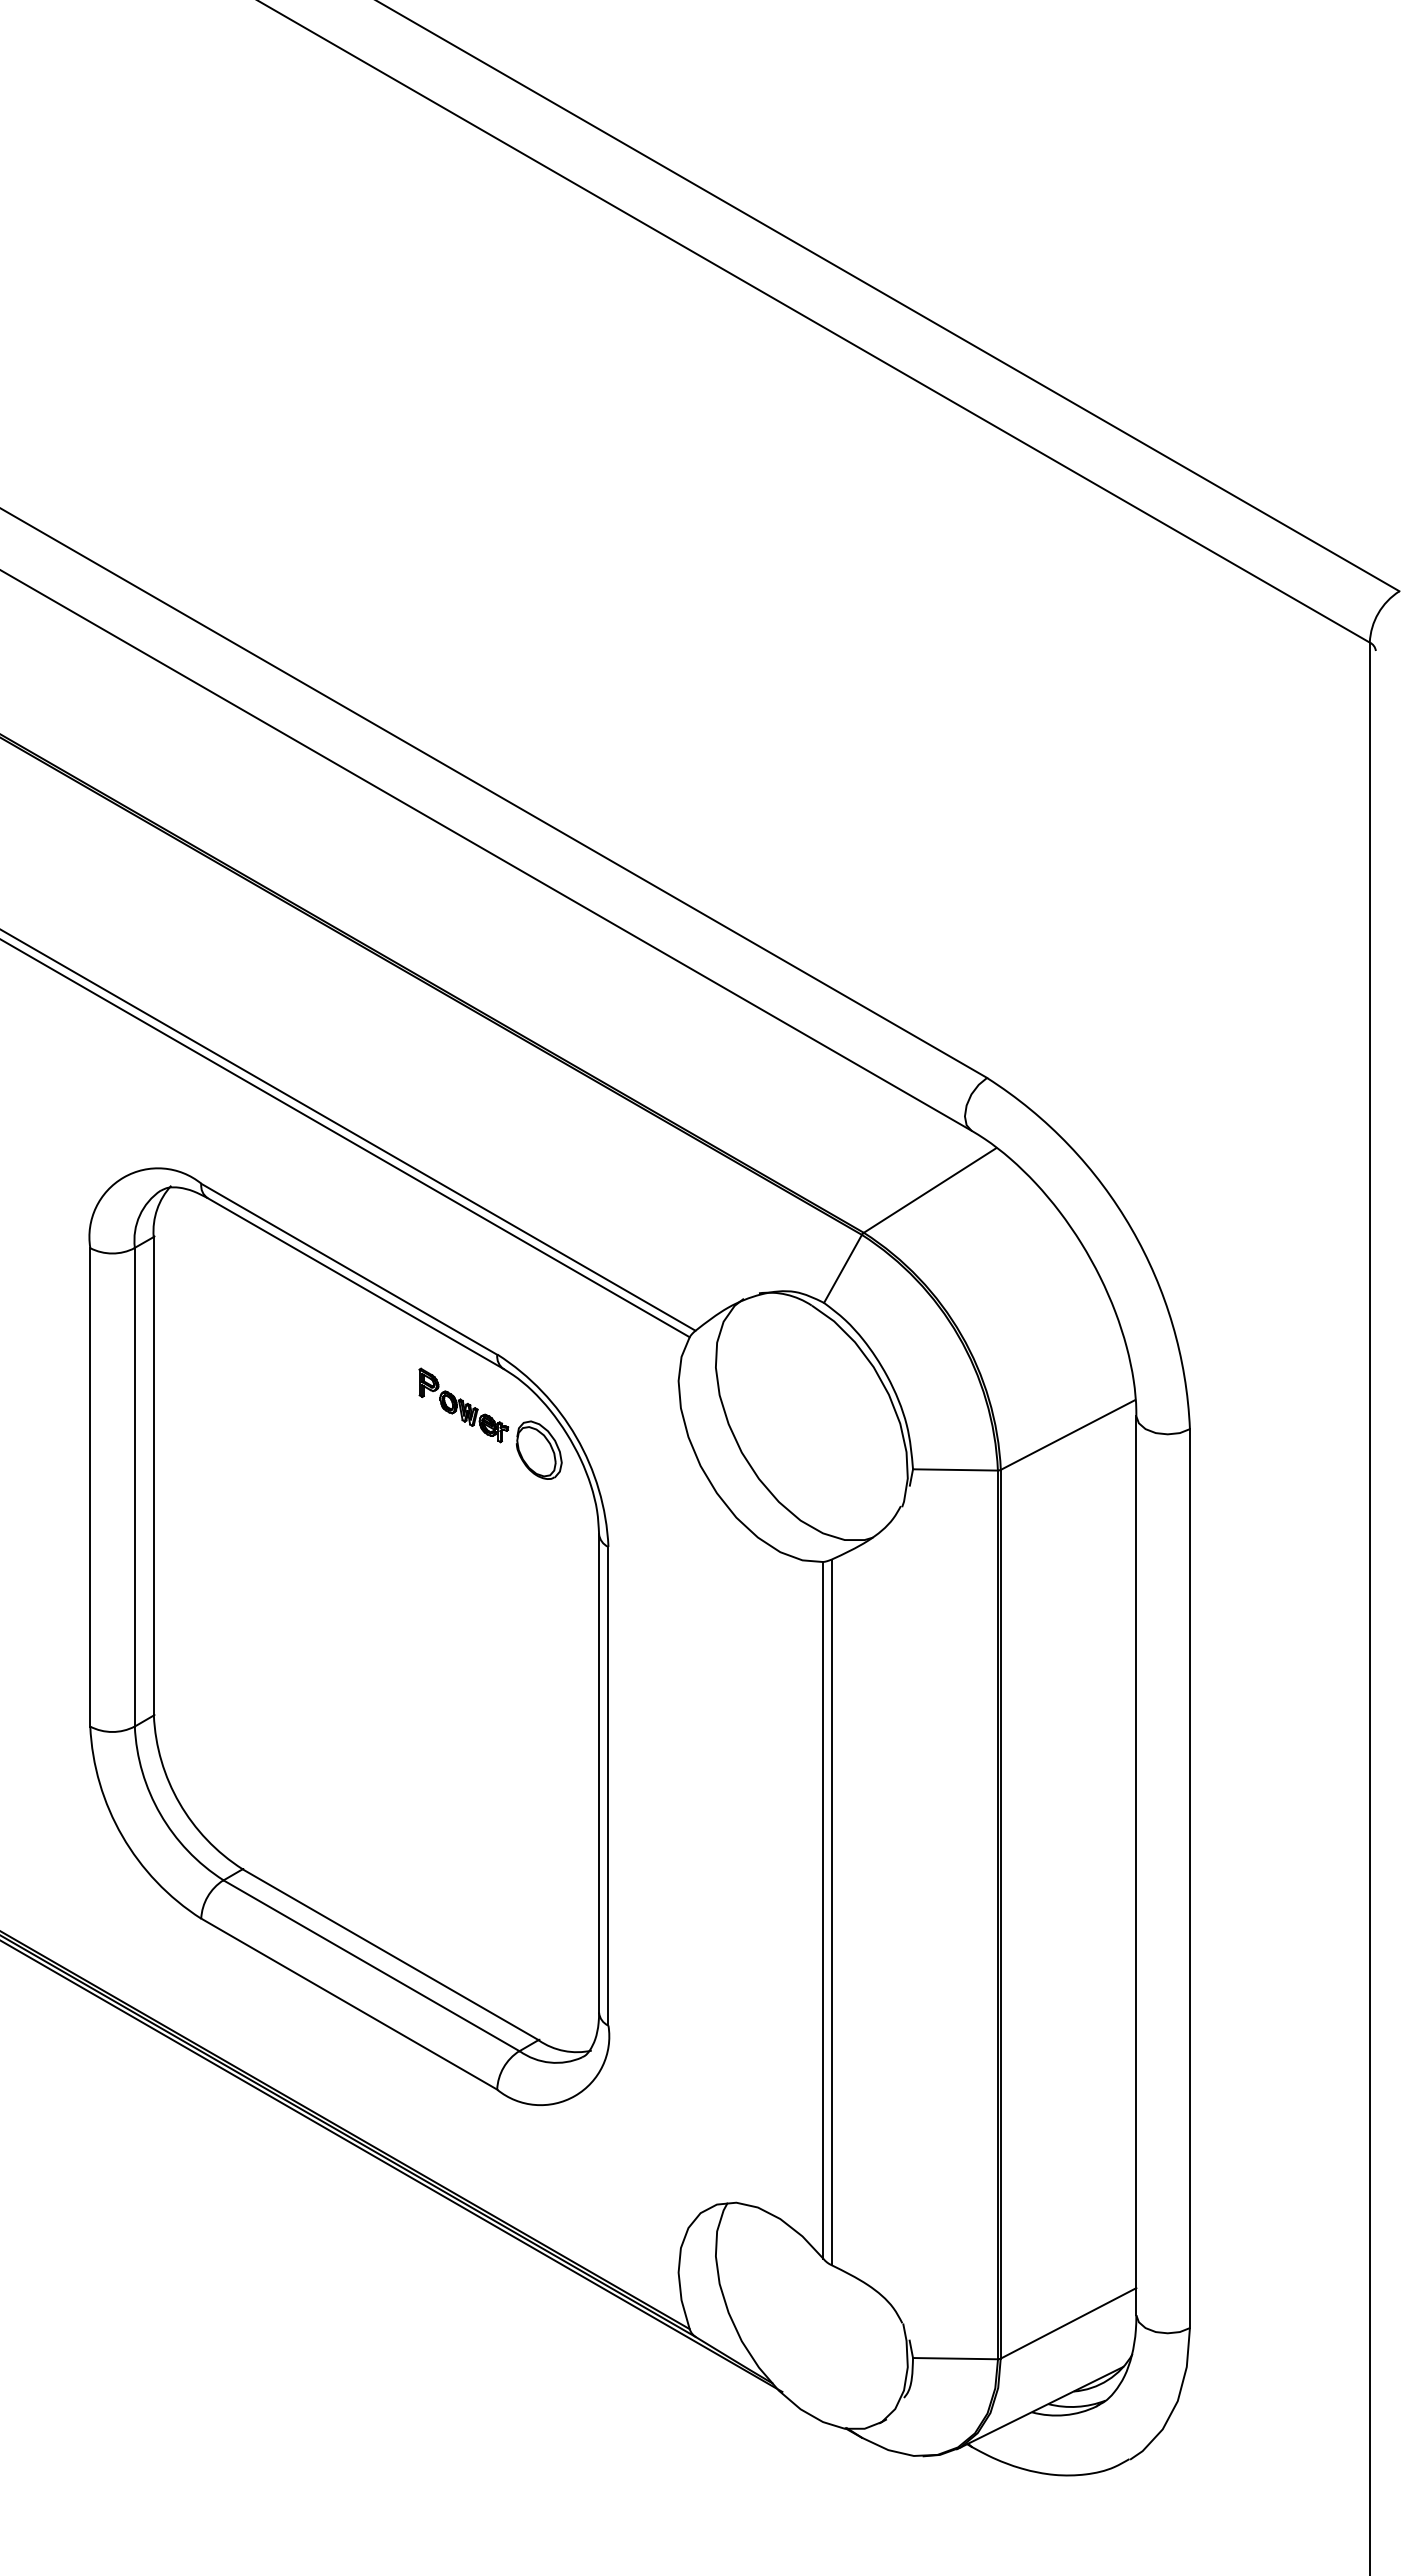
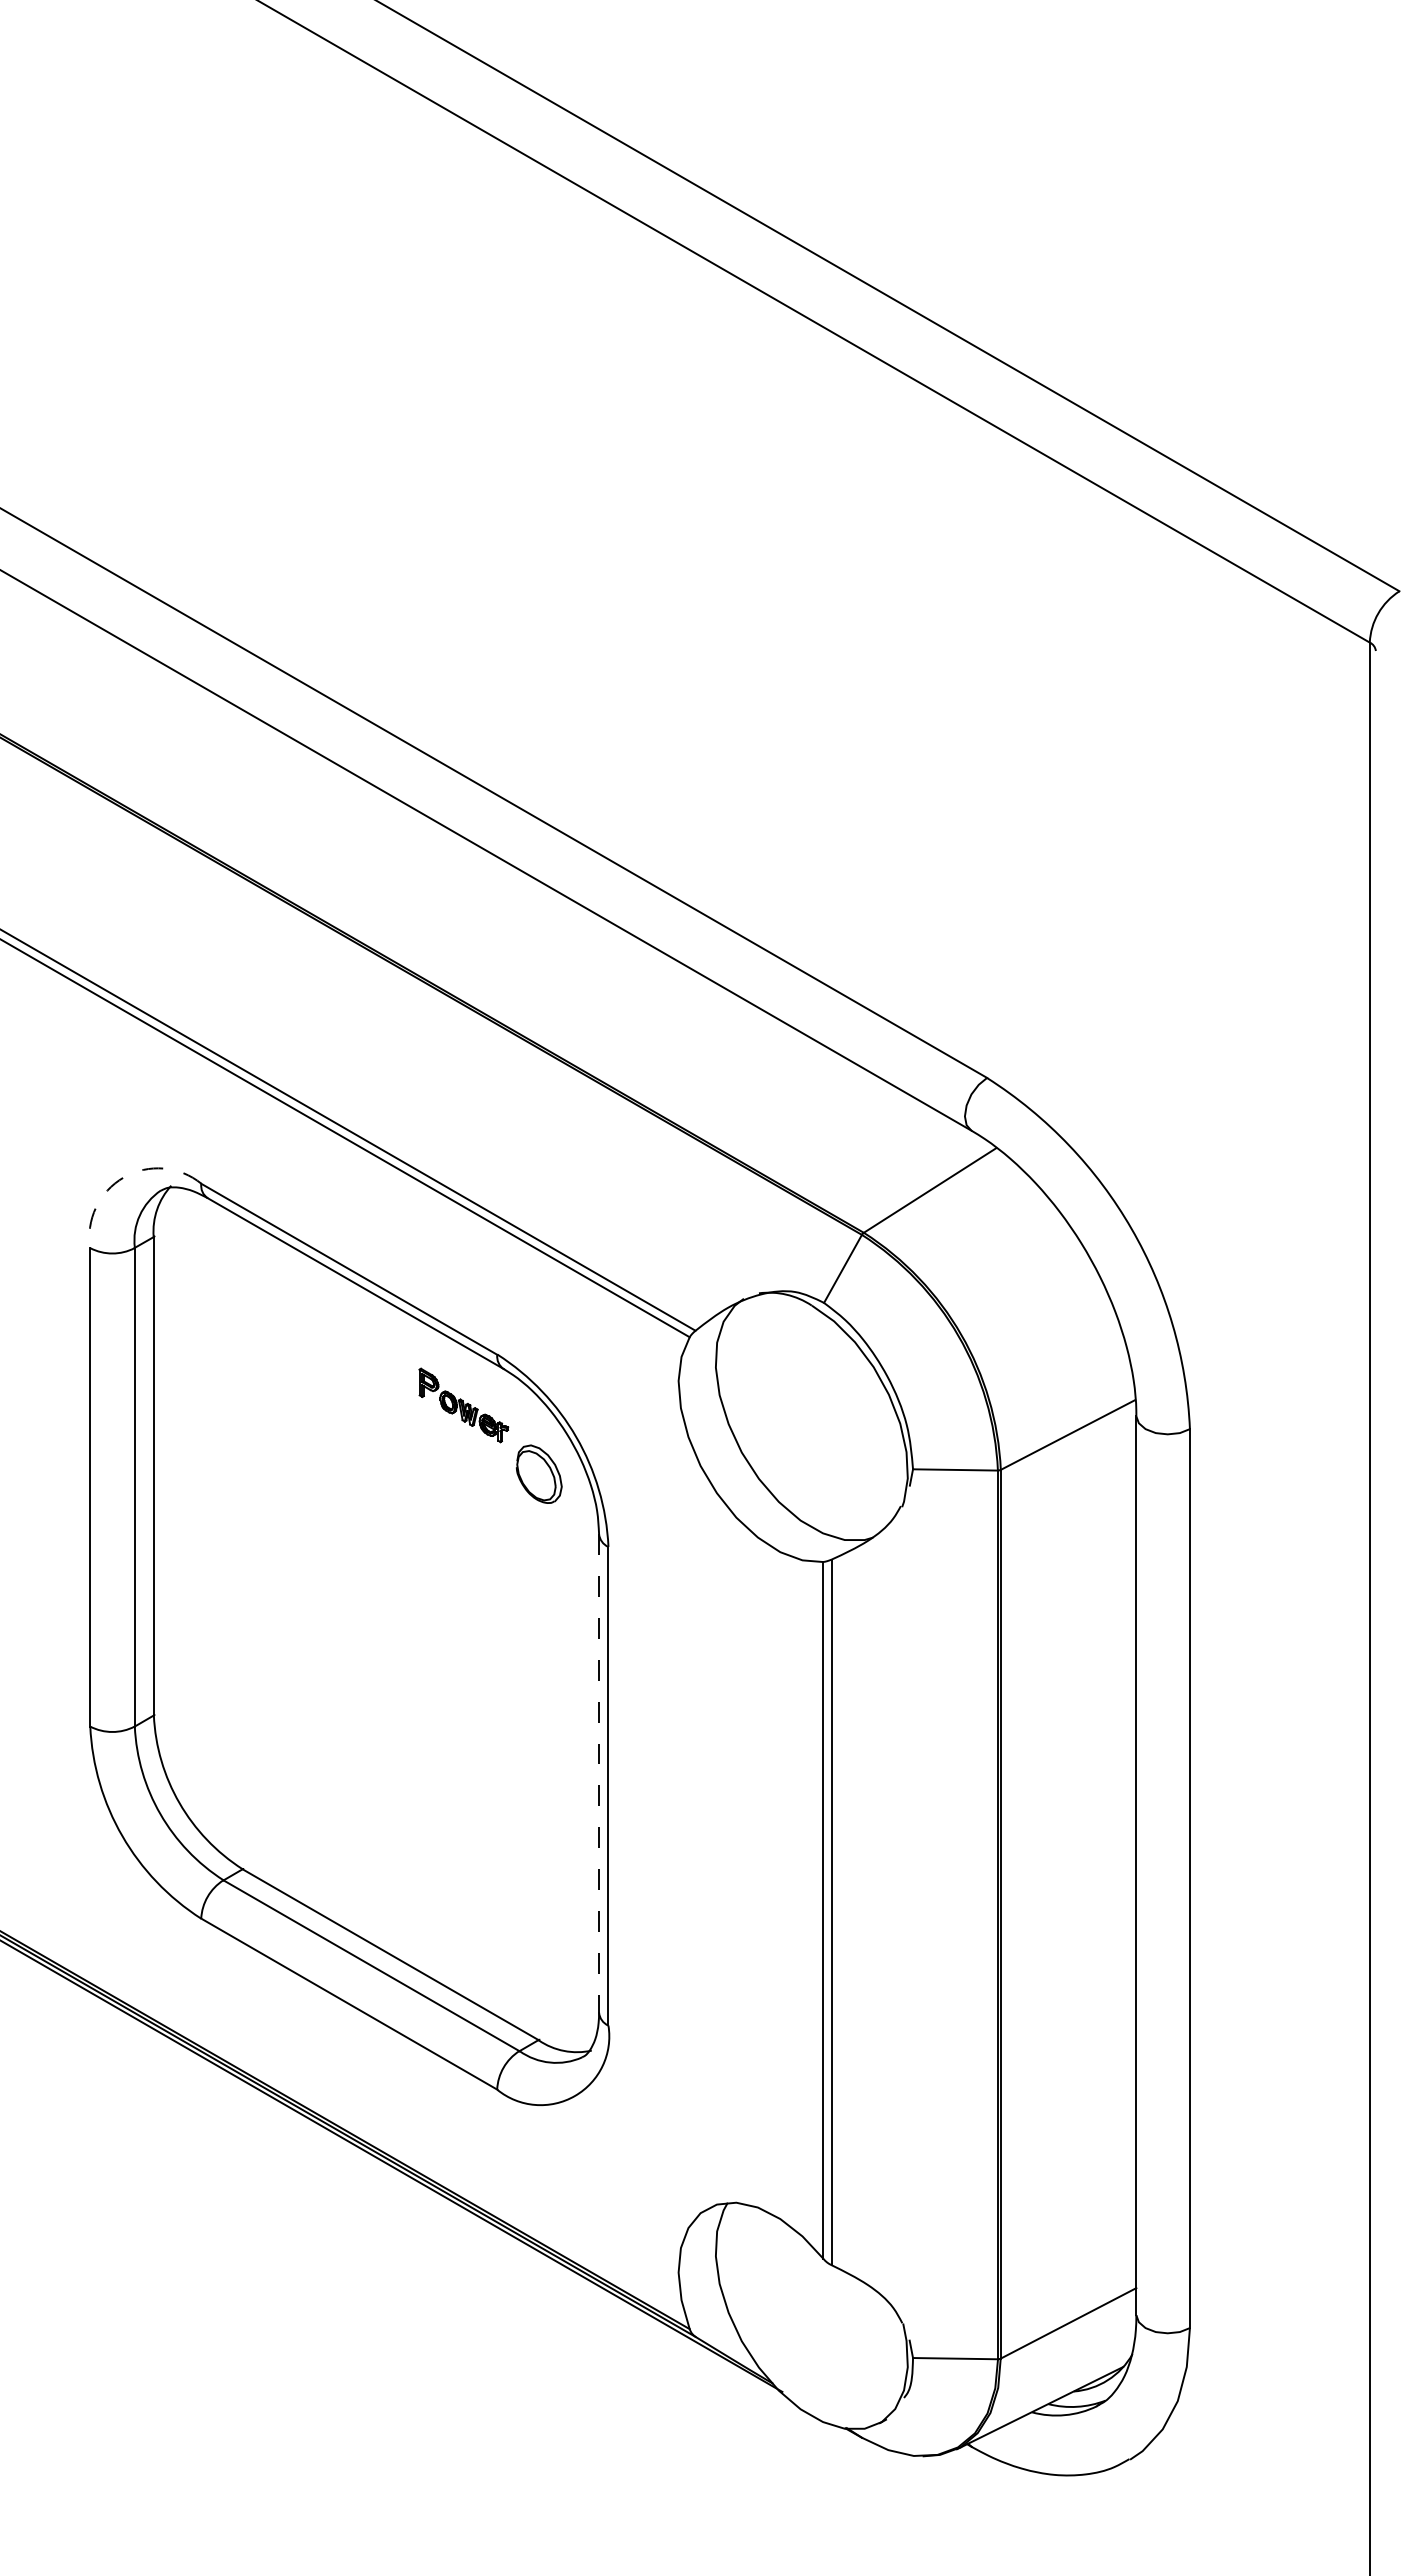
arc: solid -> dashed (123, 1177)
part position: (539, 1449) -> (539, 1473) (539, 1473)
line: solid -> dashed (599, 1773)
